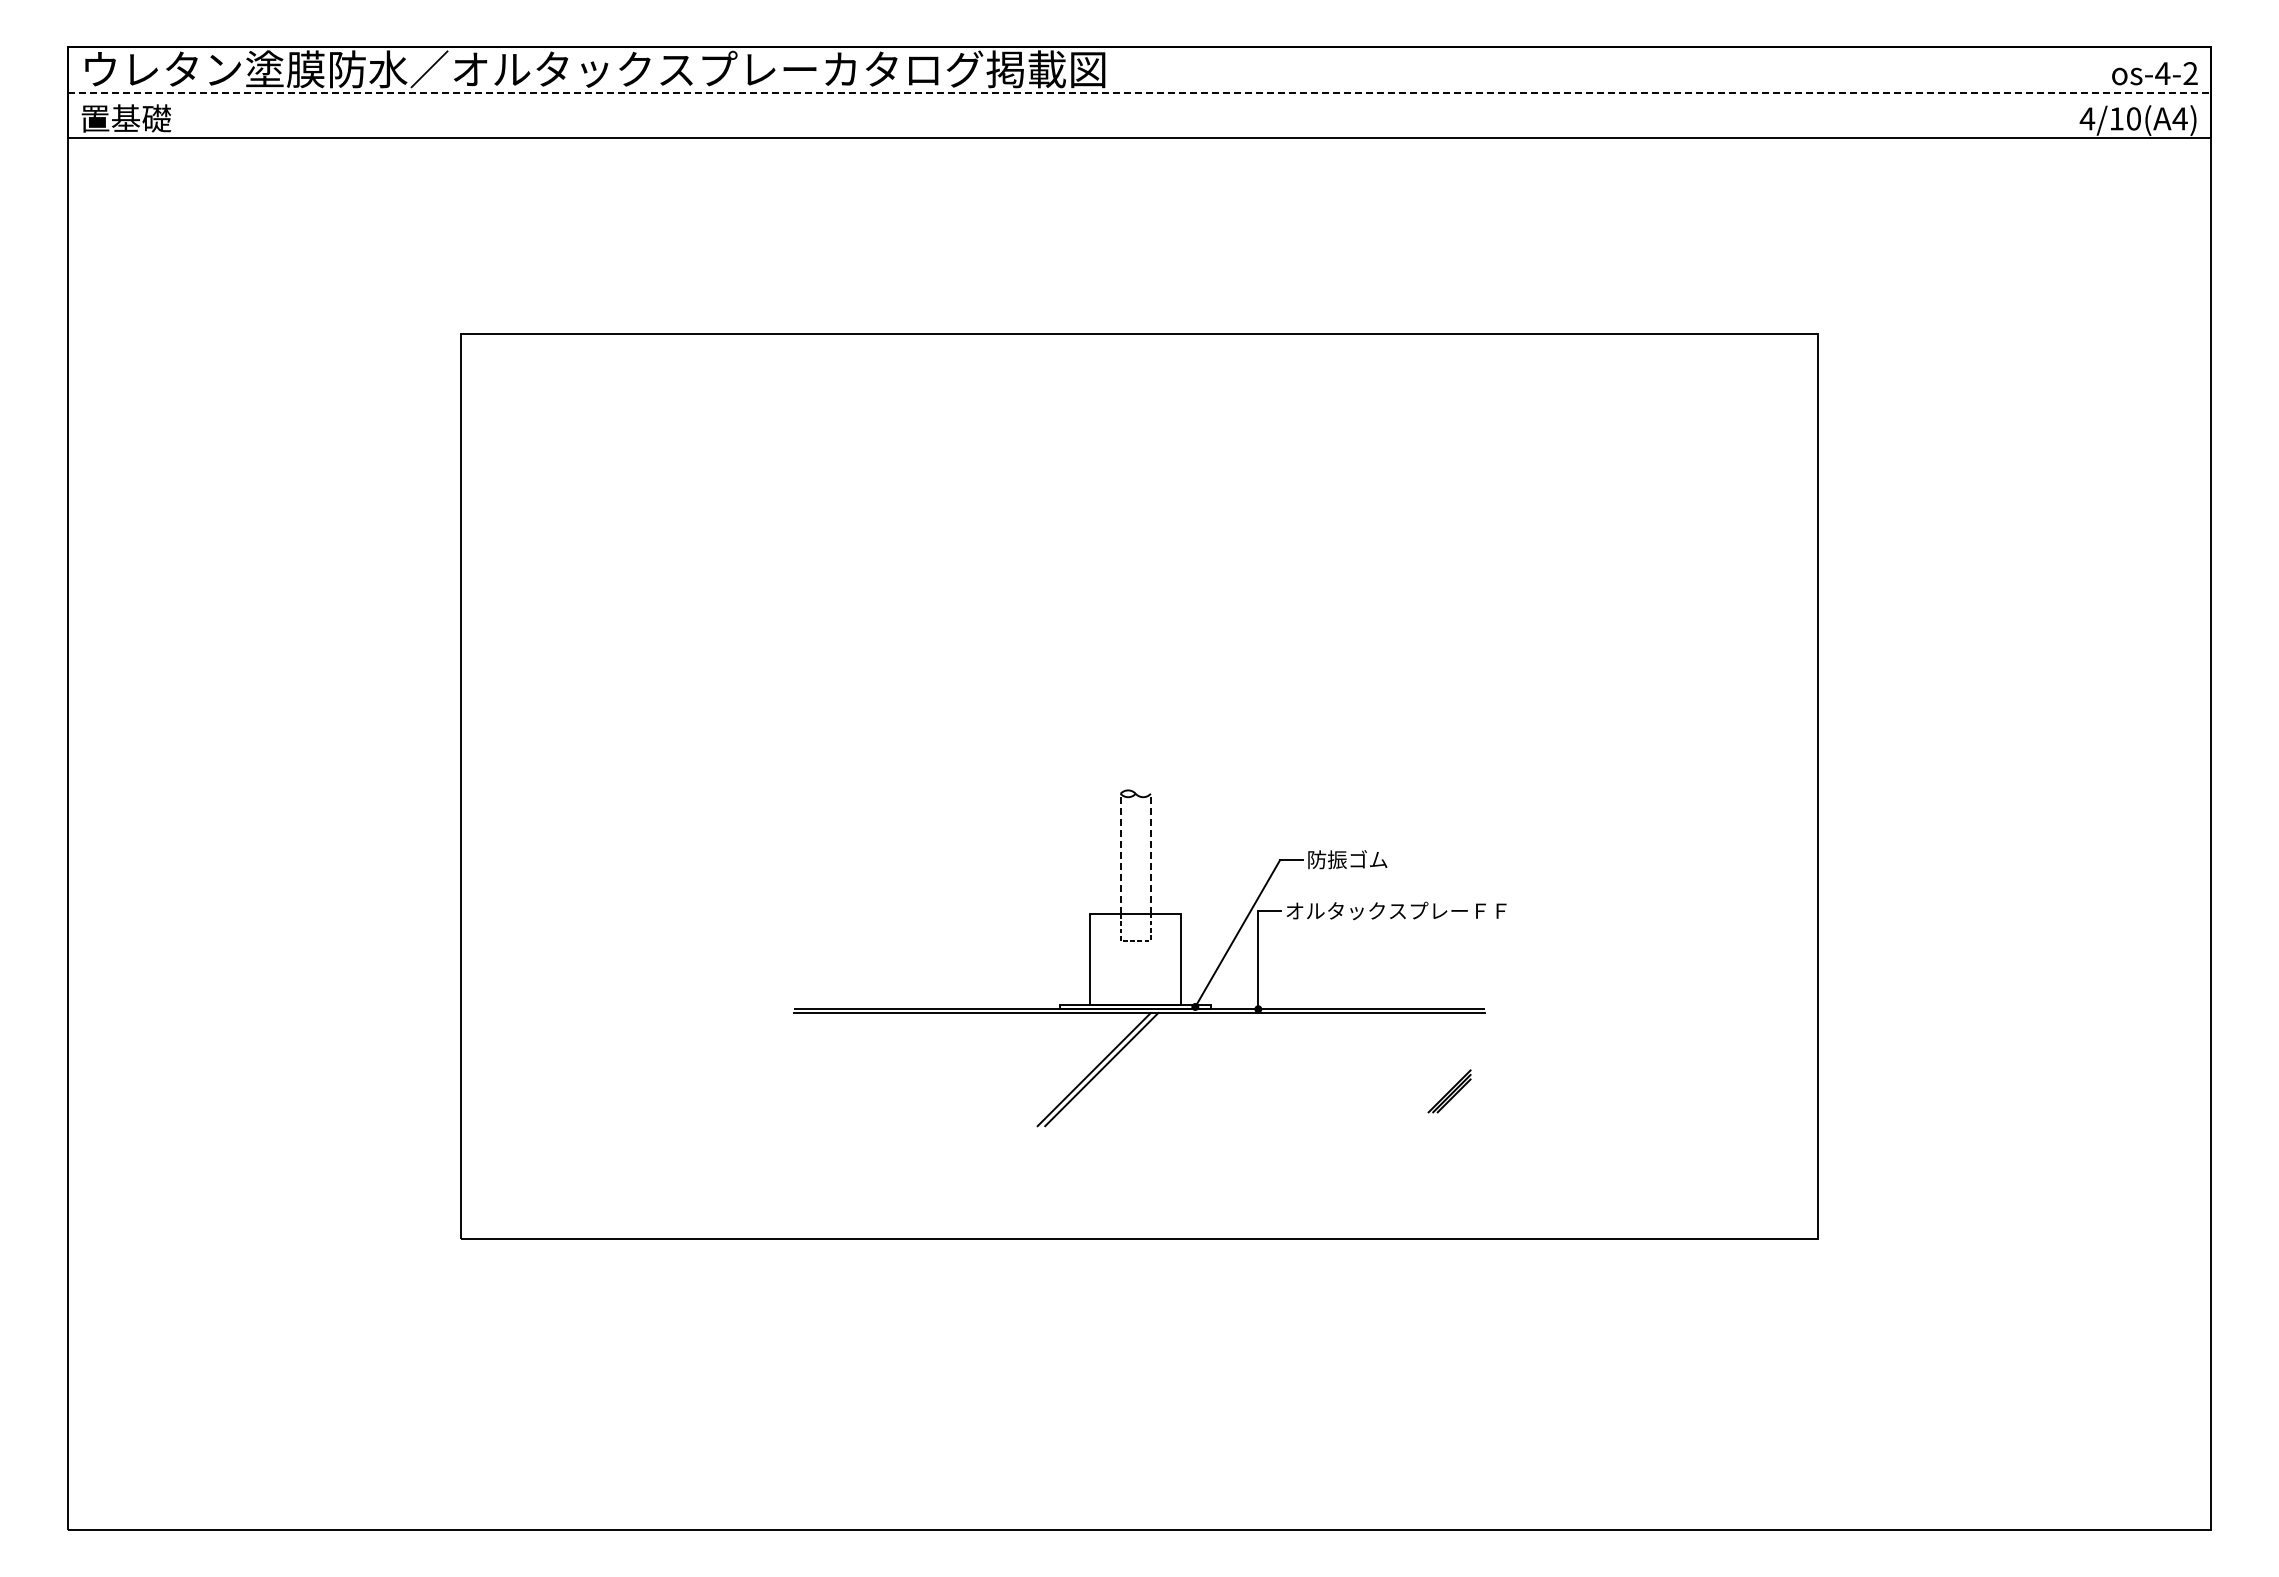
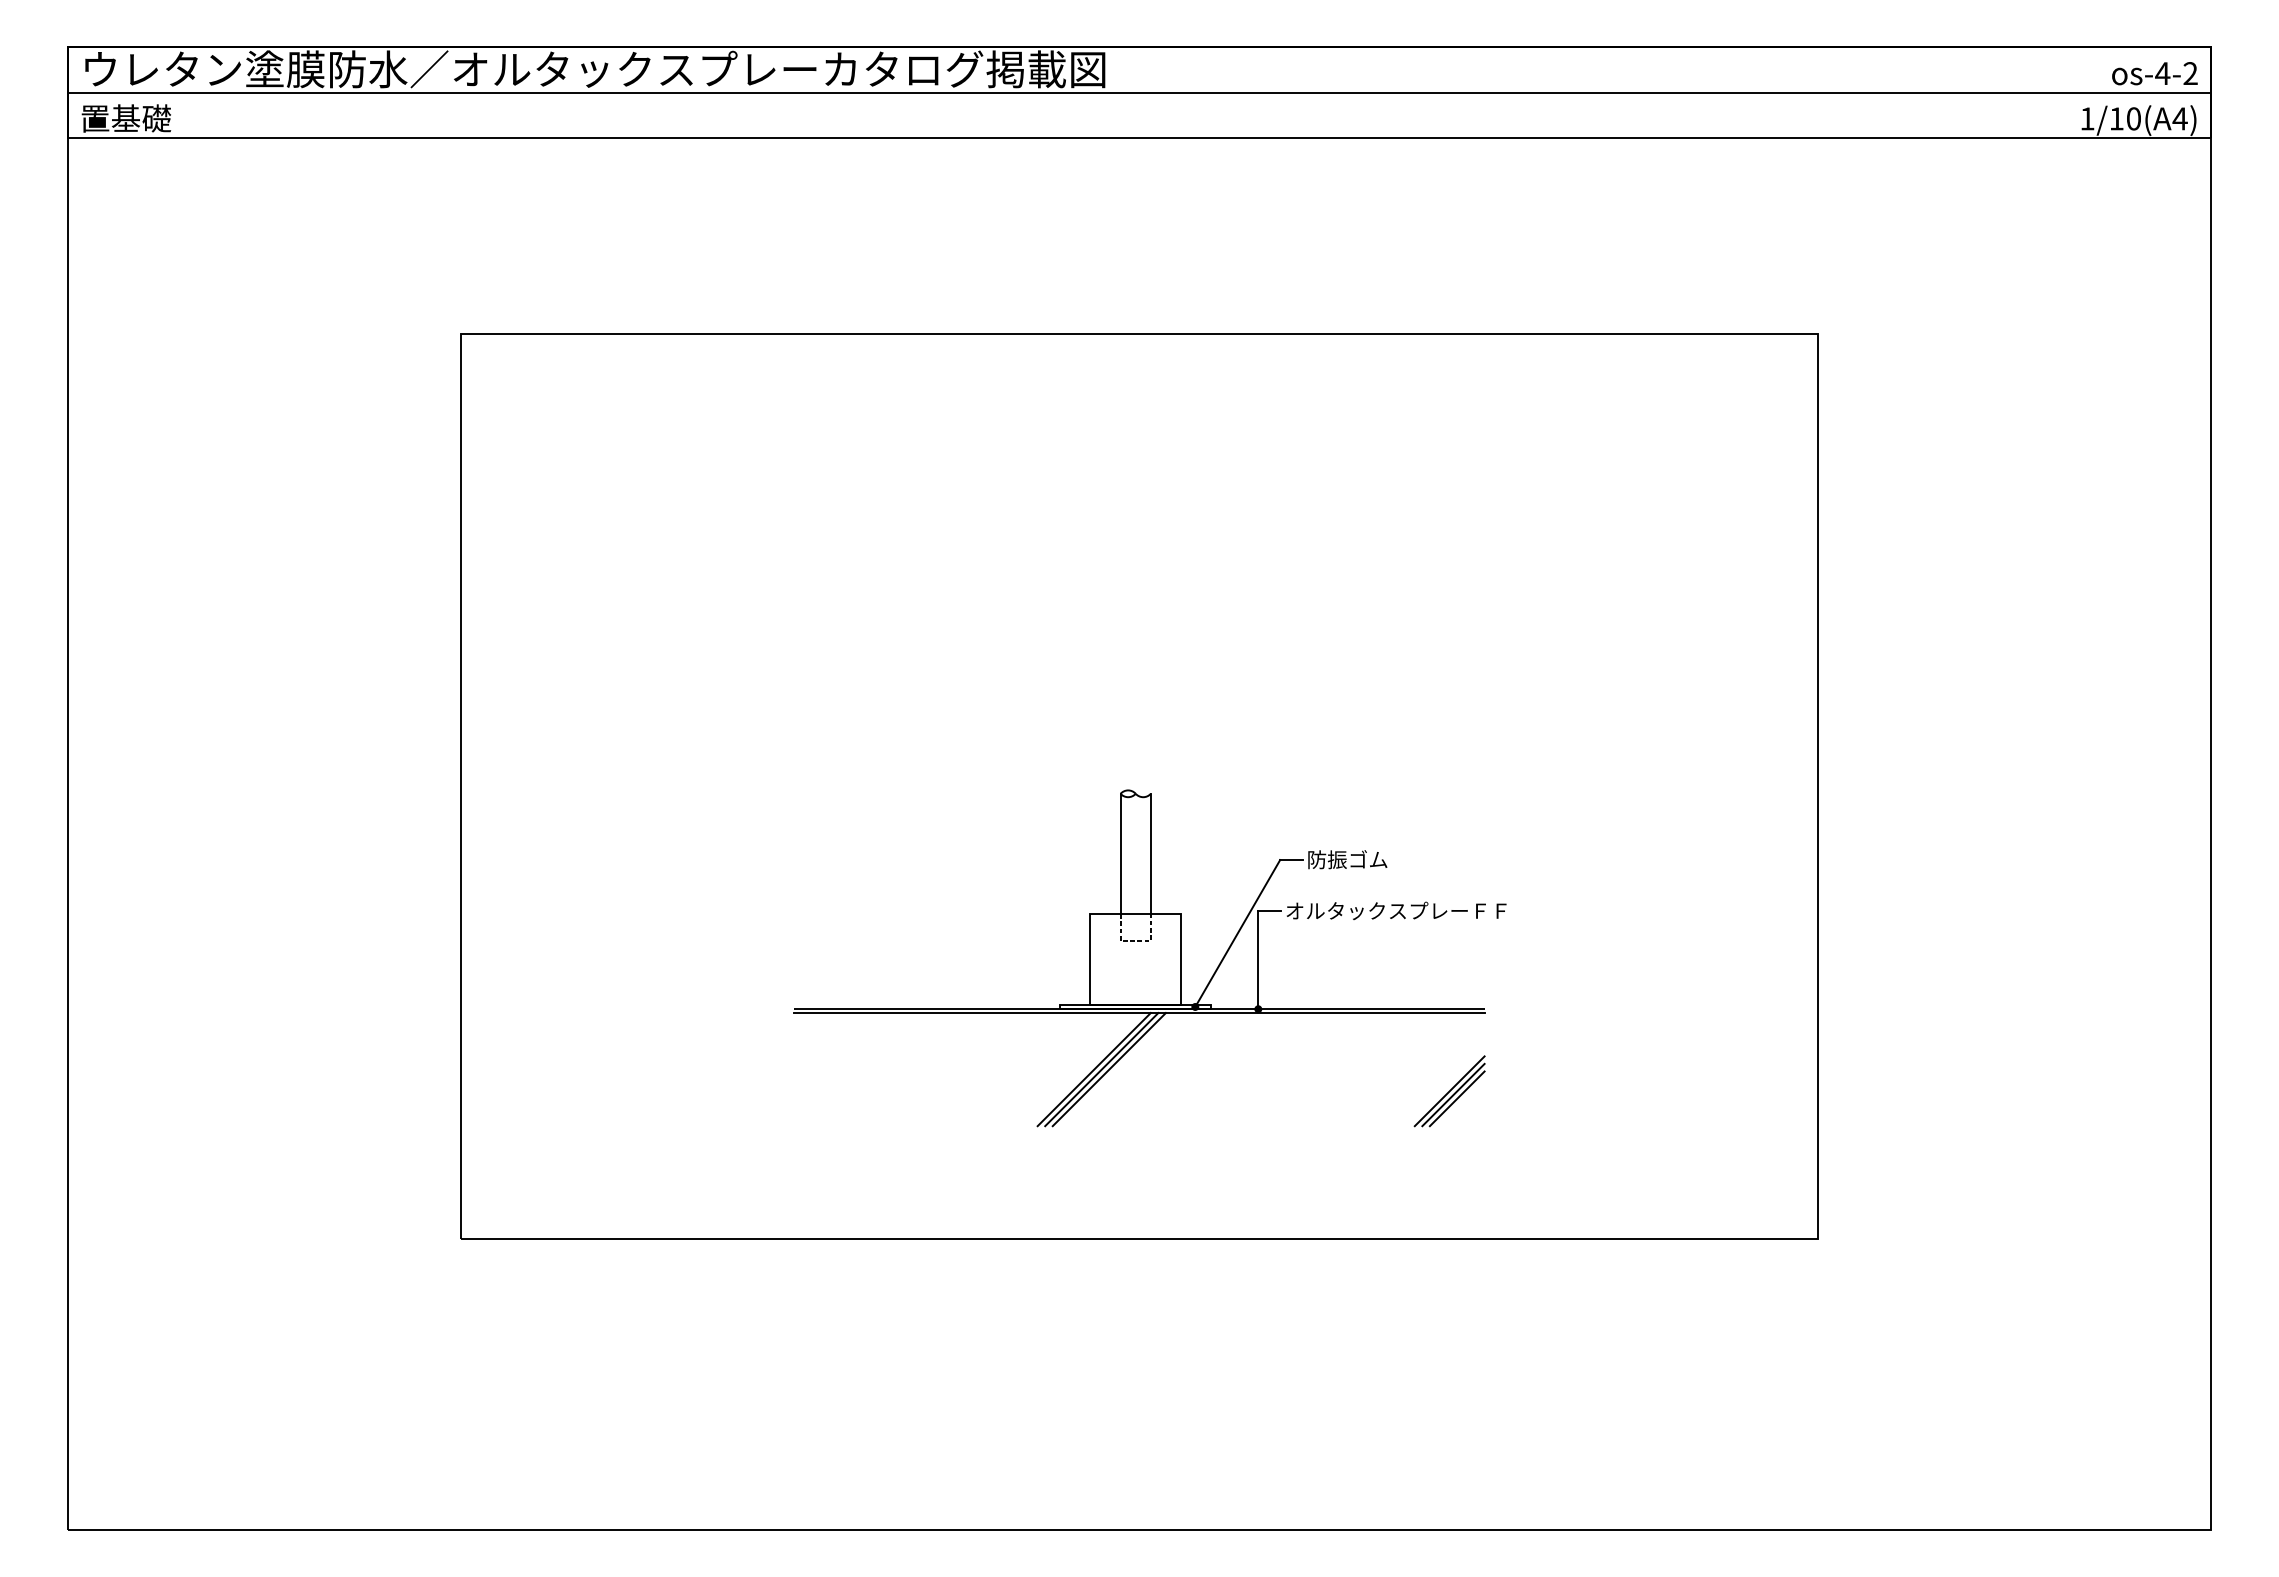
line: dashed -> solid (1140, 92)
text: 4/10(A4) -> 1/10(A4) (2087, 118)
line: dashed -> solid (1120, 853)
line: dashed -> solid (1150, 853)
line: none -> present (1108, 1069)
part size: 45x45 px -> 73x73 px (1449, 1091)
